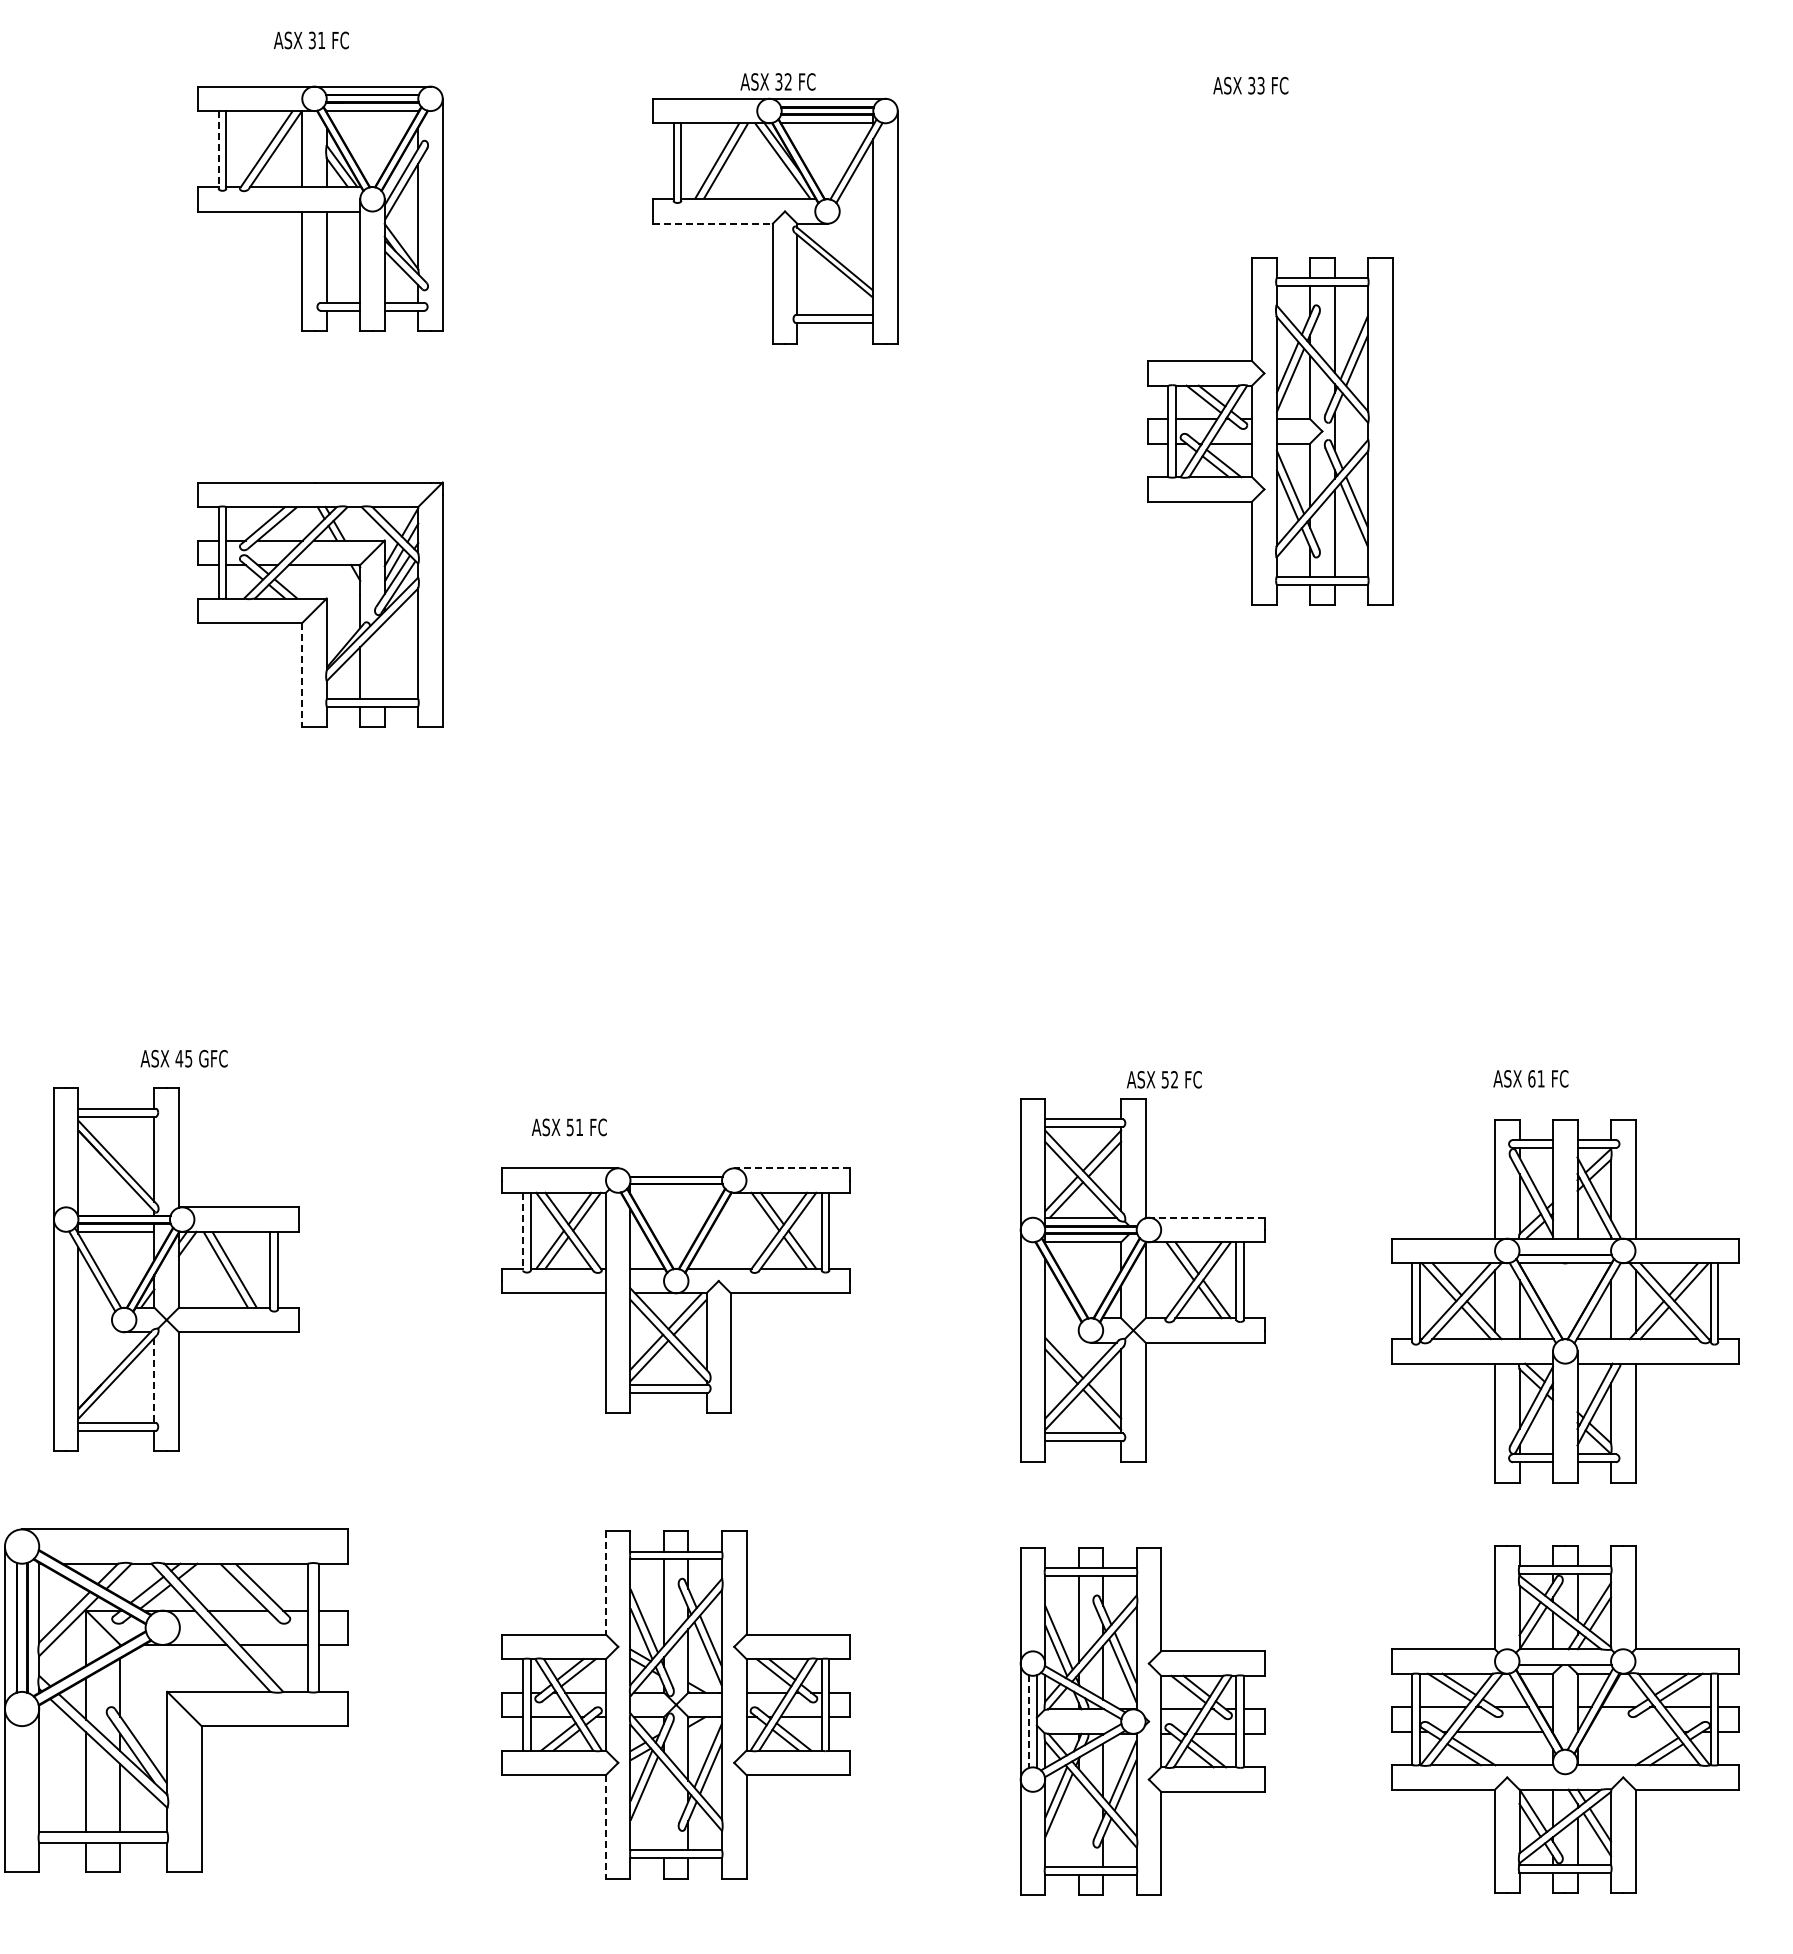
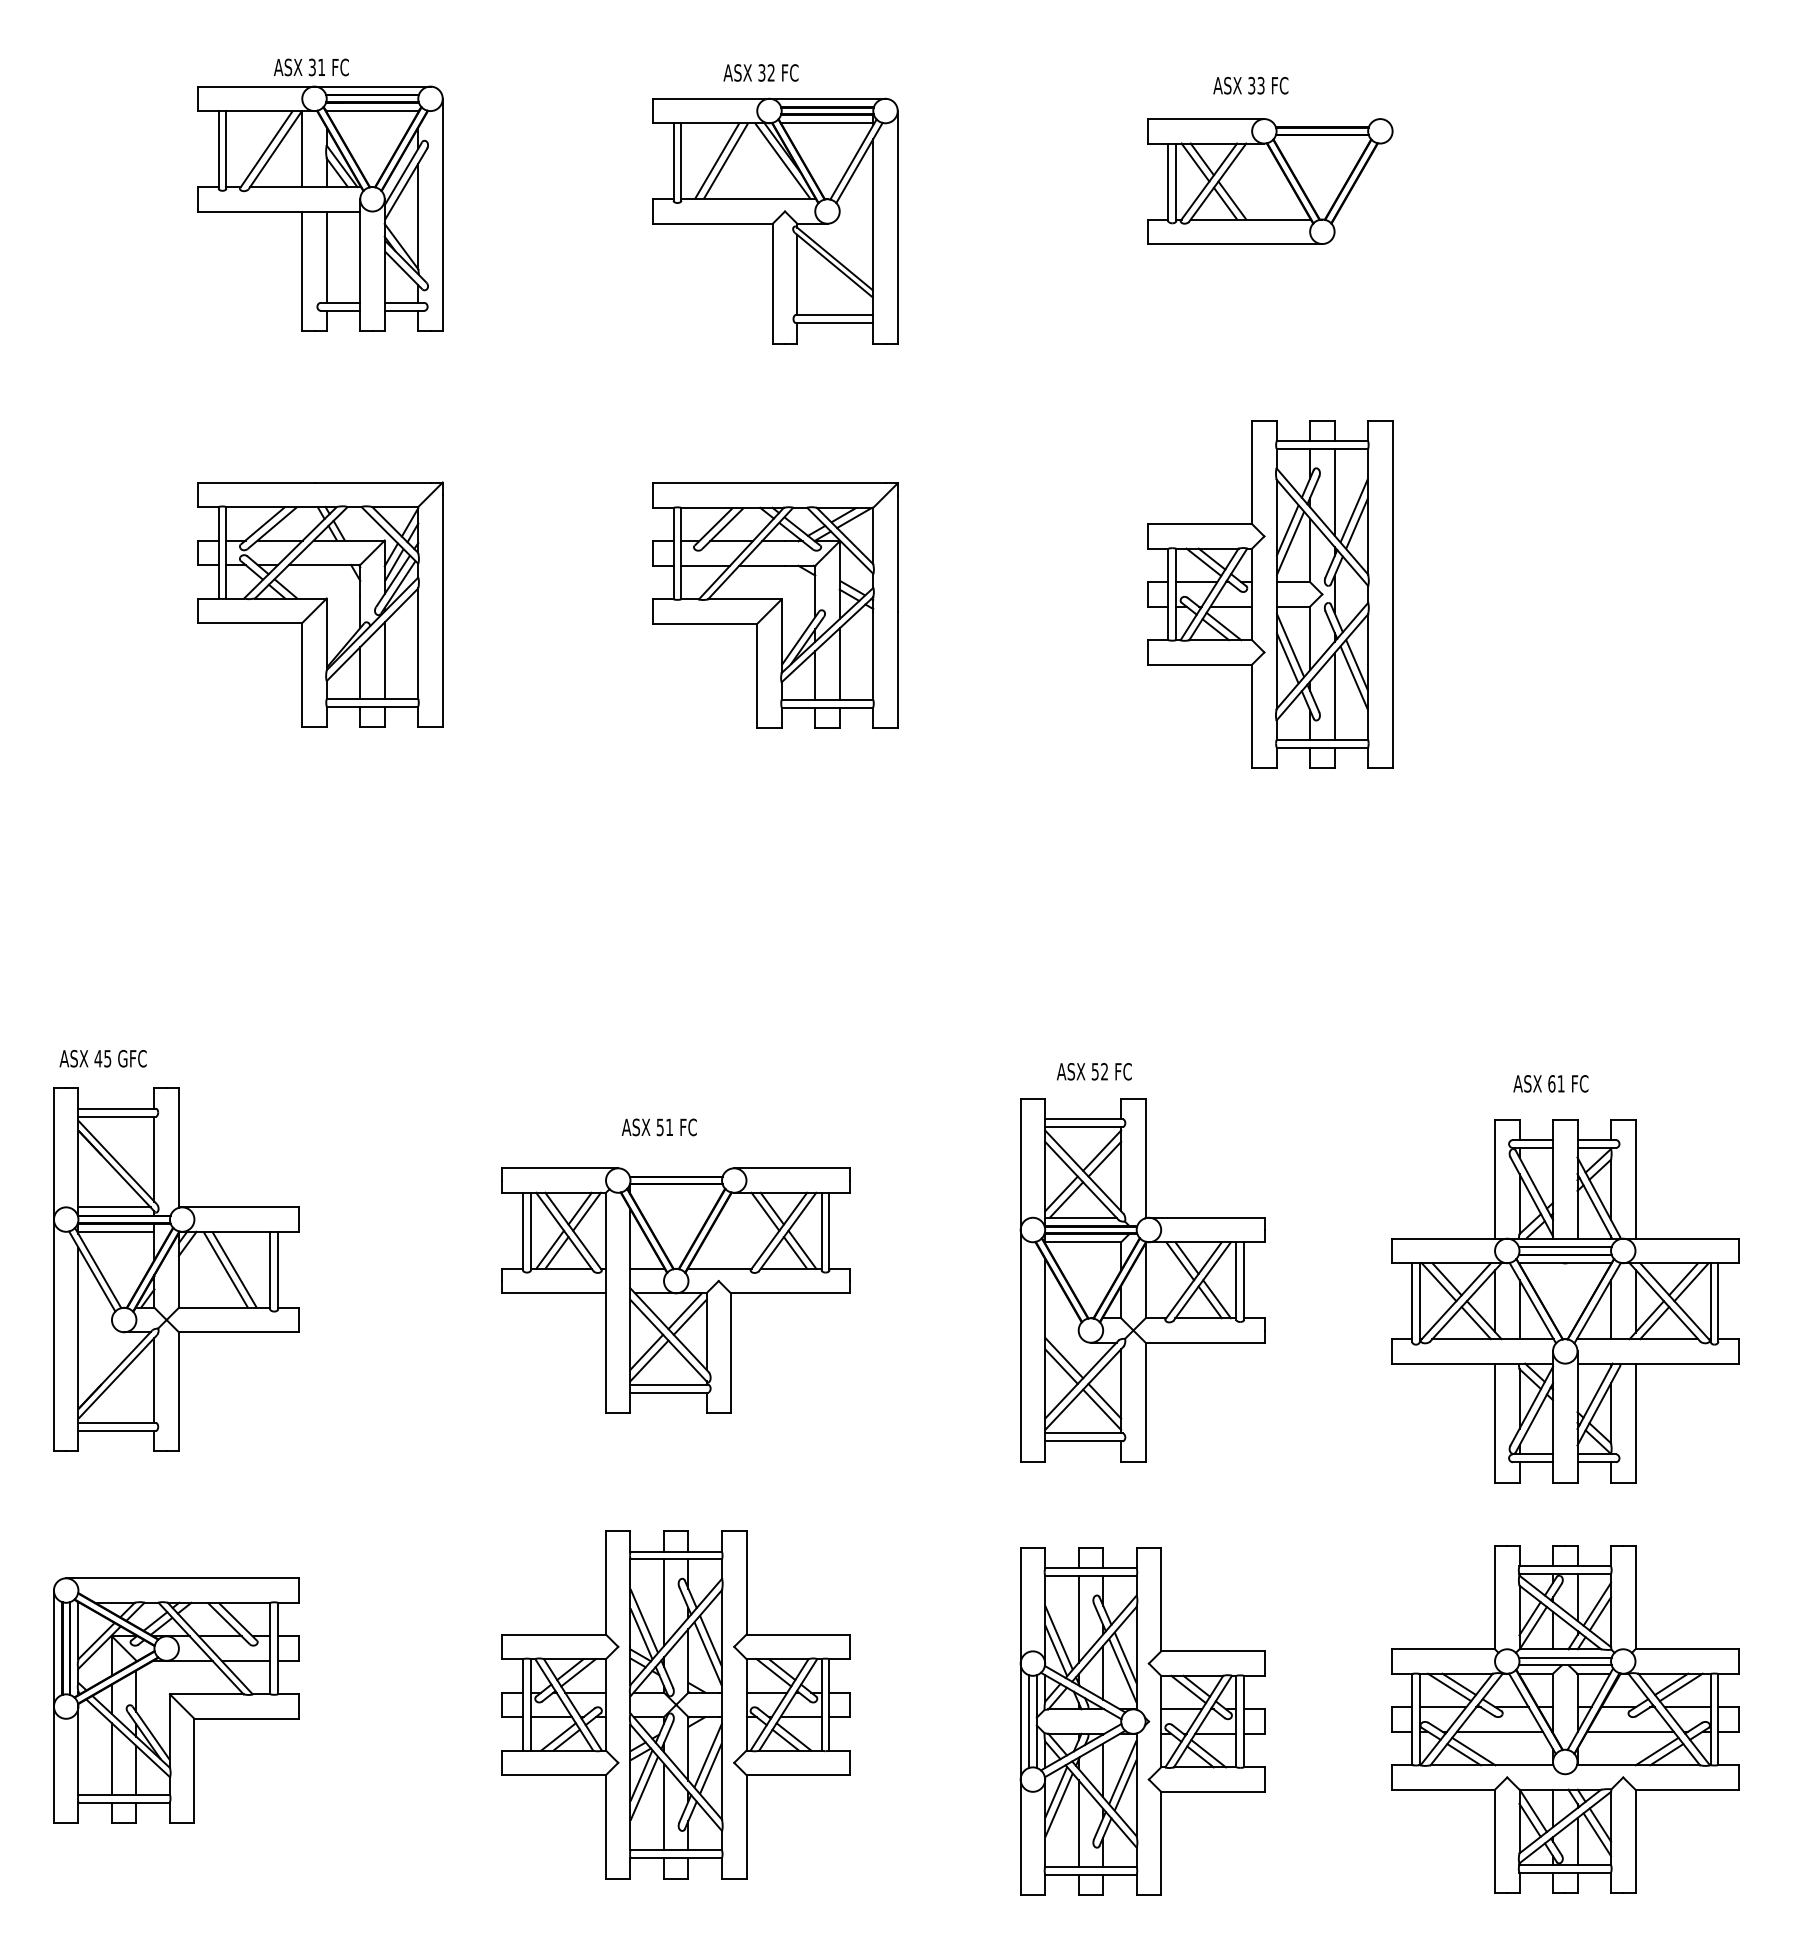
text position: (311, 40) -> (311, 67) (311, 67)
text position: (777, 81) -> (760, 72) (760, 72)
line: dashed -> solid (218, 149)
part: none -> present (1270, 181)
line: dashed -> solid (712, 223)
part position: (1270, 431) -> (1270, 594) (1270, 594)
part: none -> present (775, 605)
line: none -> present (384, 660)
line: dashed -> solid (302, 675)
text position: (183, 1058) -> (102, 1058) (102, 1058)
text position: (1530, 1078) -> (1550, 1083) (1550, 1083)
text position: (1164, 1079) -> (1094, 1071) (1094, 1071)
text position: (568, 1127) -> (658, 1127) (658, 1127)
line: dashed -> solid (792, 1168)
line: none -> present (114, 1207)
line: dashed -> solid (1206, 1217)
line: dashed -> solid (523, 1231)
line: none -> present (1564, 1247)
line: dashed -> solid (154, 1380)
line: dashed -> solid (606, 1582)
line: none -> present (1564, 1657)
part size: 345x345 px -> 247x247 px (176, 1700)
line: dashed -> solid (1029, 1722)
line: none -> present (1630, 1731)
line: none -> present (664, 1806)
line: none -> present (1078, 1823)
line: dashed -> solid (606, 1826)
